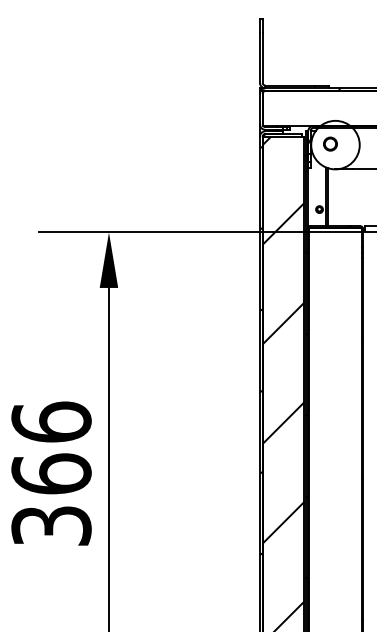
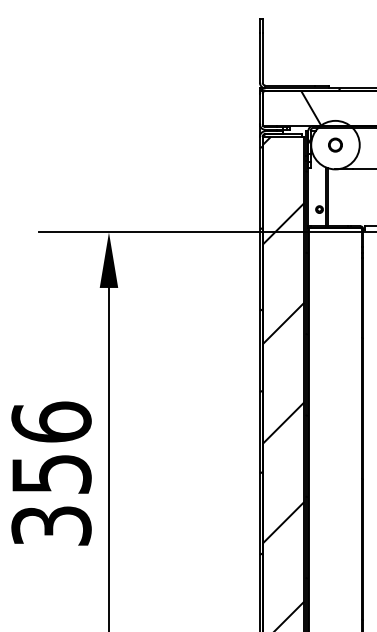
hatch: none -> present (311, 108)
circle position: (330, 143) -> (335, 144) (335, 144)
text: 366 -> 356 (51, 473)
